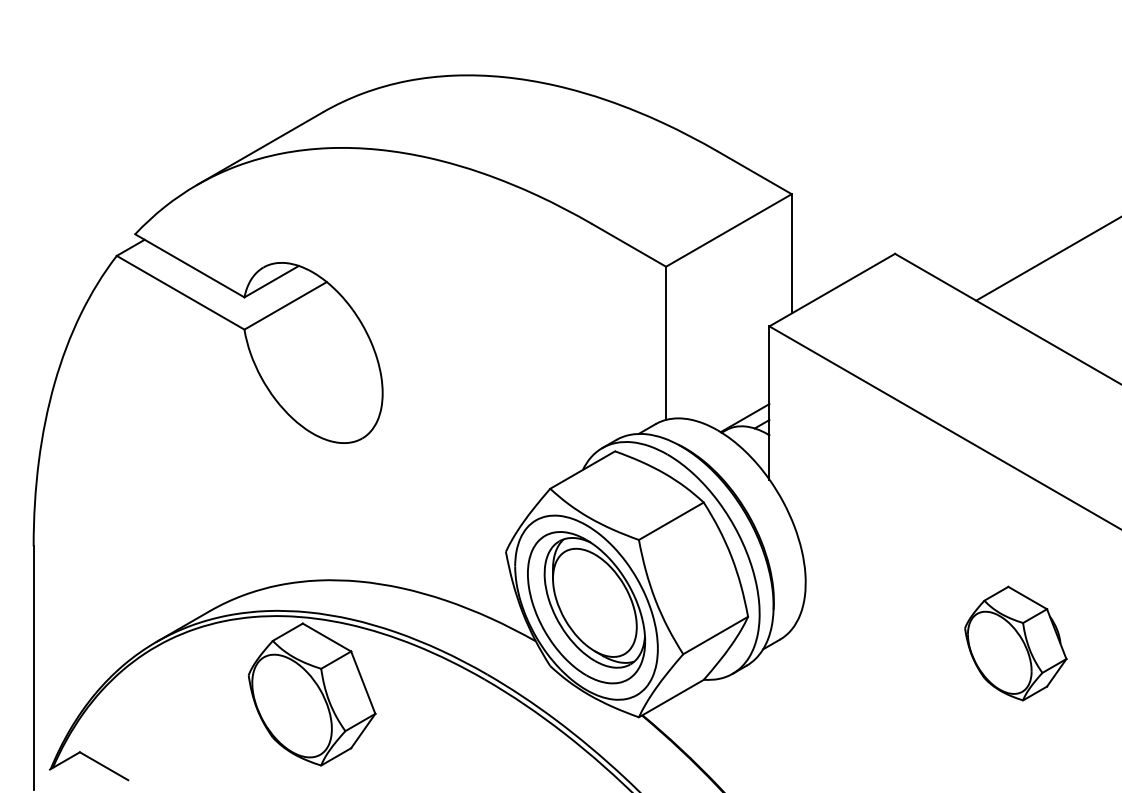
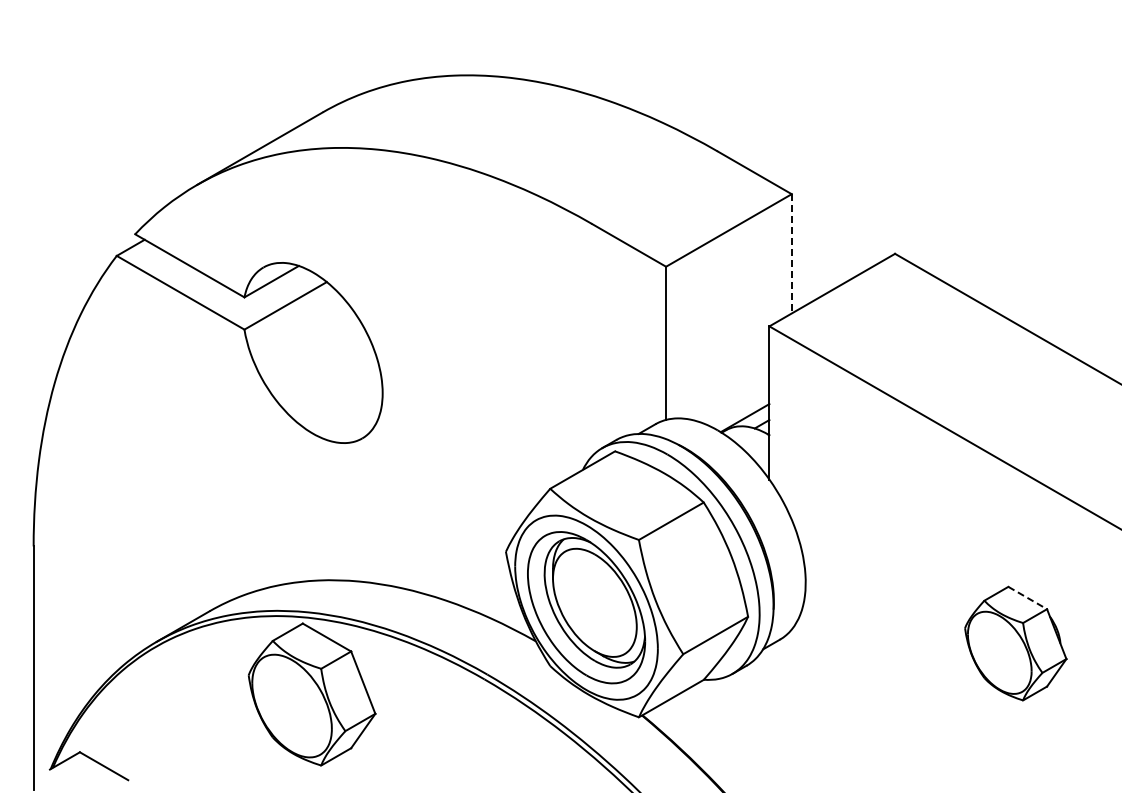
line: solid -> dashed (791, 253)
line: present -> none (1047, 259)
line: solid -> dashed (1028, 598)
